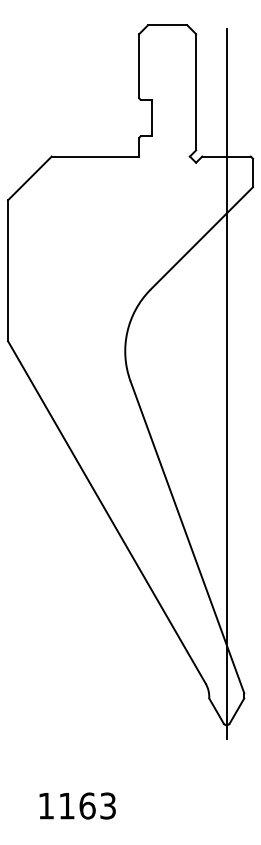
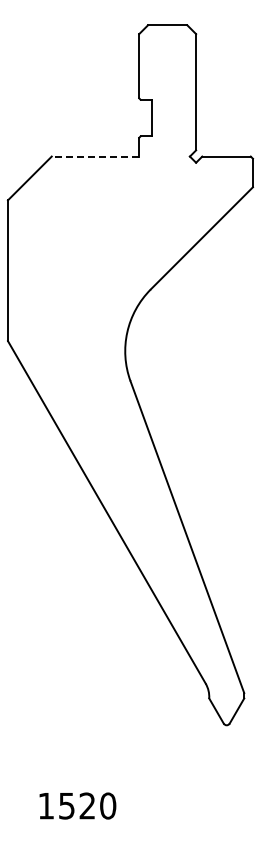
line: solid -> dashed (95, 156)
line: present -> none (226, 383)
text: 1163 -> 1520 (87, 805)
